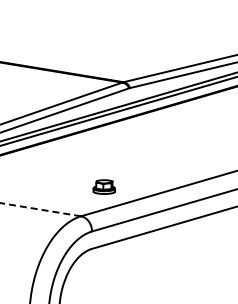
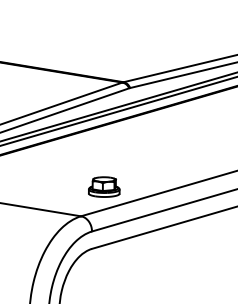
part size: 24x16 px -> 33x22 px (104, 186)
line: dashed -> solid (40, 209)
